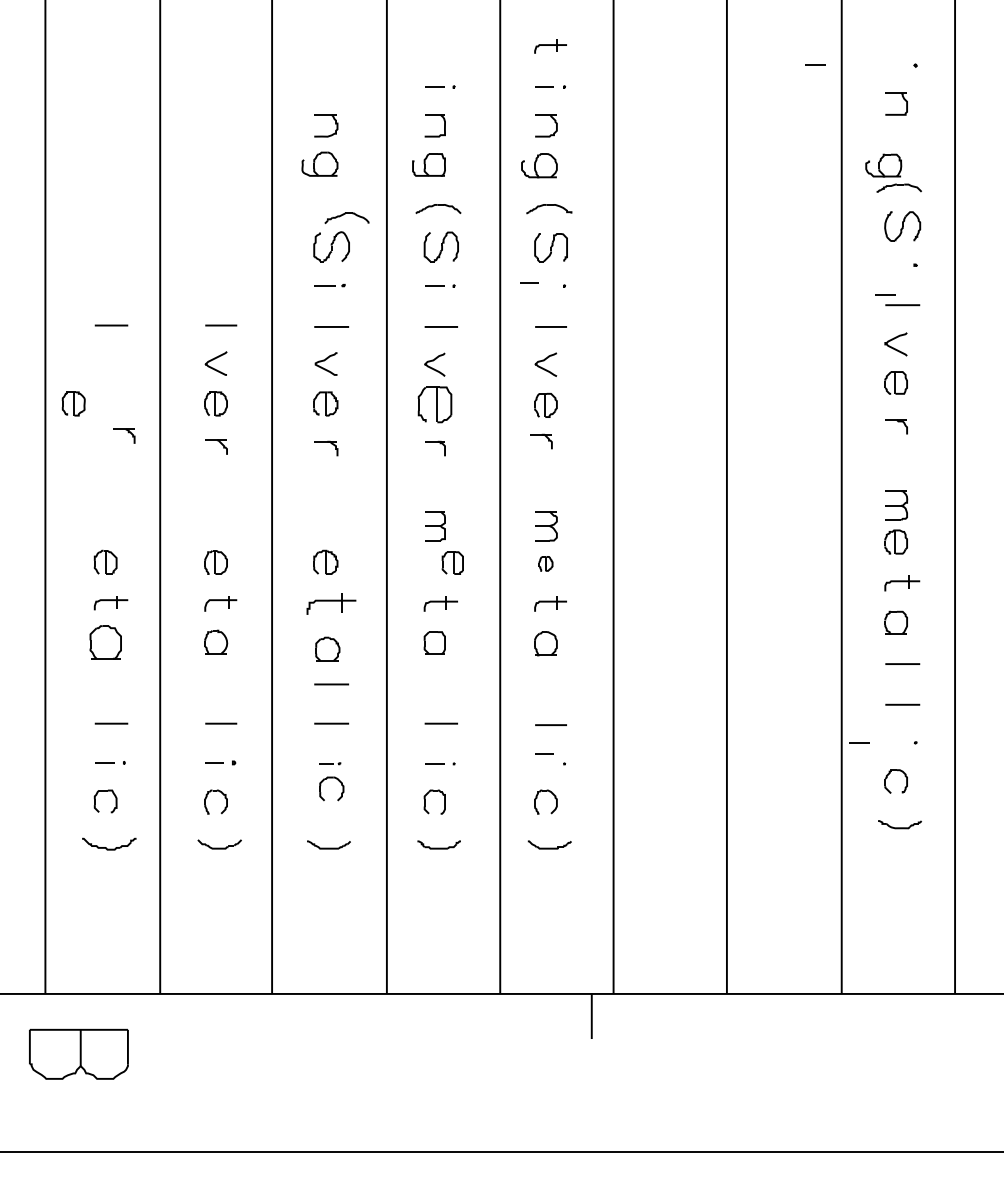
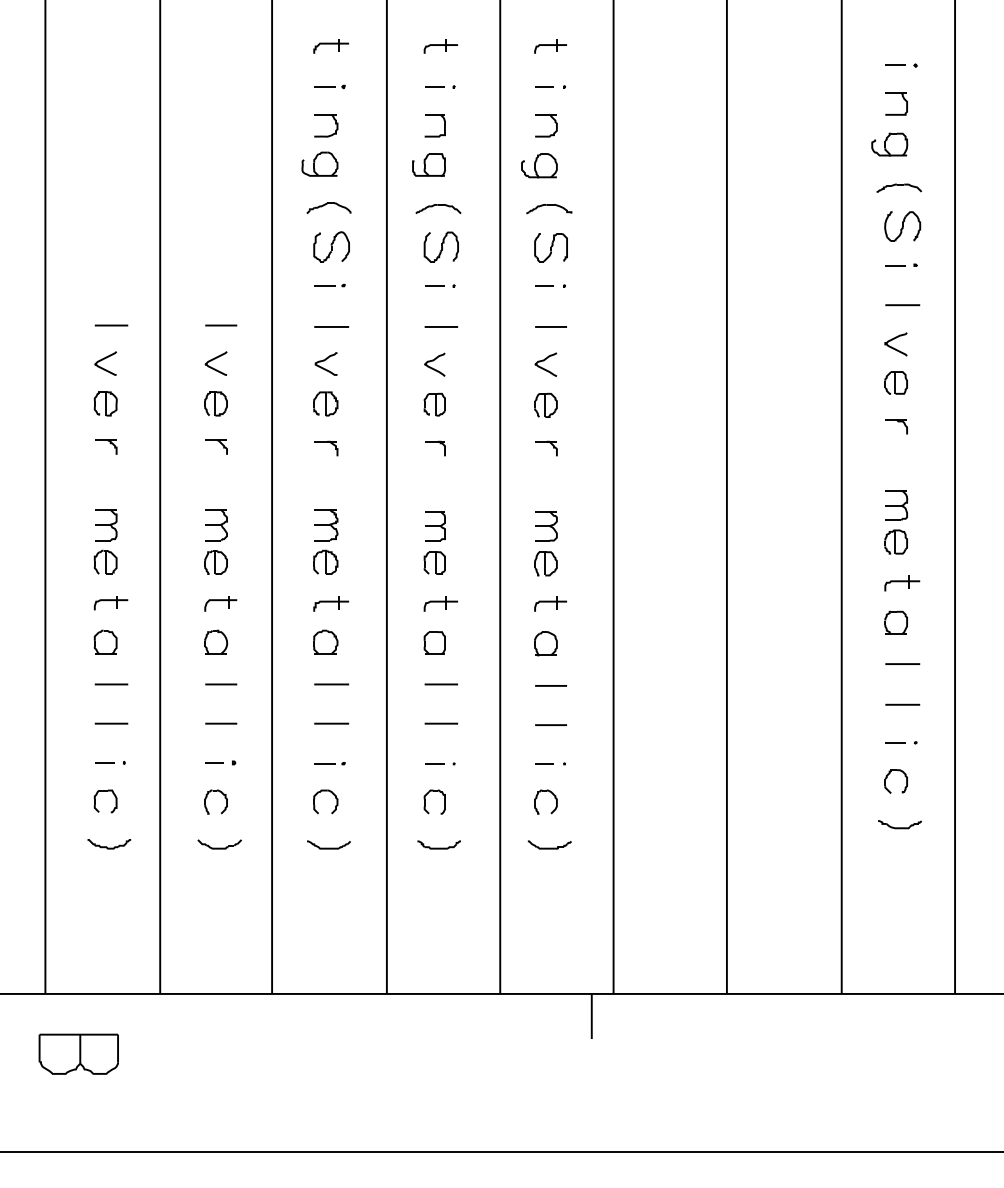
part: none -> present (330, 46)
part: none -> present (440, 46)
line position: (815, 64) -> (895, 64) (895, 64)
part: none -> present (329, 86)
part position: (883, 165) -> (889, 144) (889, 144)
part position: (346, 217) -> (328, 207) (328, 207)
line position: (529, 282) -> (544, 285) (544, 285)
line position: (885, 294) -> (895, 265) (895, 265)
curve: none -> present (104, 359)
part position: (73, 403) -> (105, 403) (105, 403)
part size: 36x38 px -> 23x25 px (434, 404)
part position: (124, 435) -> (106, 446) (106, 446)
part position: (541, 441) -> (546, 448) (546, 448)
part: none -> present (106, 525)
part: none -> present (216, 525)
part: none -> present (326, 525)
part position: (452, 562) -> (434, 562) (434, 562)
part size: 16x16 px -> 24x26 px (545, 563)
part size: 51x22 px -> 36x16 px (330, 603)
part size: 33x35 px -> 25x26 px (105, 641)
part position: (327, 648) -> (325, 641) (325, 641)
line: none -> present (111, 684)
line: none -> present (221, 684)
line: none -> present (440, 684)
line: none -> present (550, 685)
line position: (859, 742) -> (895, 742) (895, 742)
line position: (544, 753) -> (544, 763) (544, 763)
part size: 23x4 px -> 32x4 px (329, 763)
part position: (338, 781) -> (332, 794) (332, 794)
part size: 55x14 px -> 45x11 px (109, 844)
part size: 100x52 px -> 81x42 px (78, 1053)
